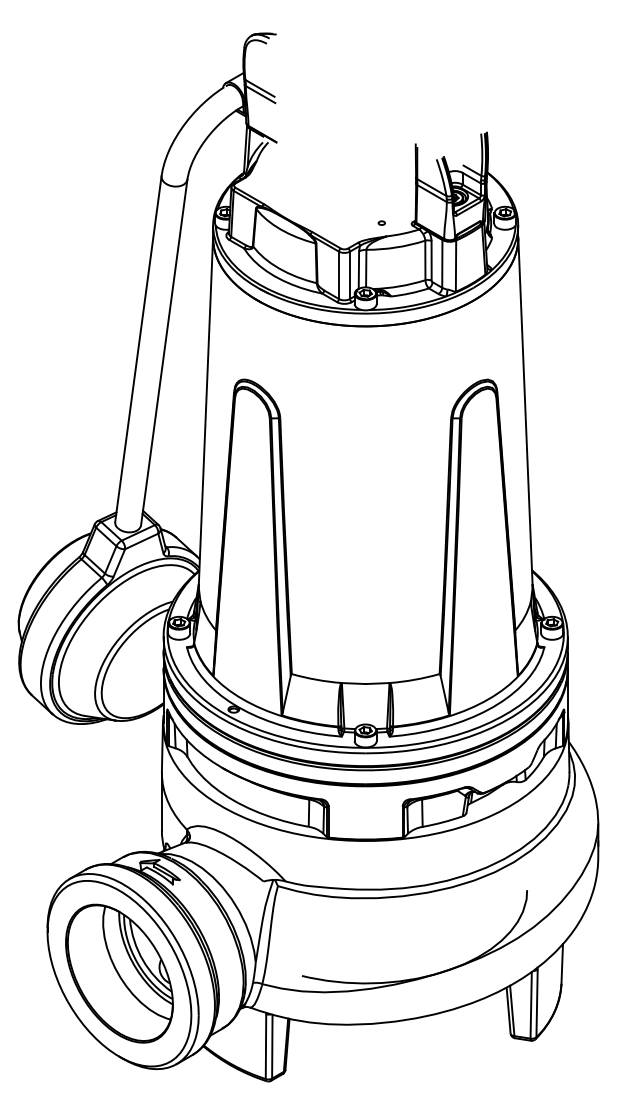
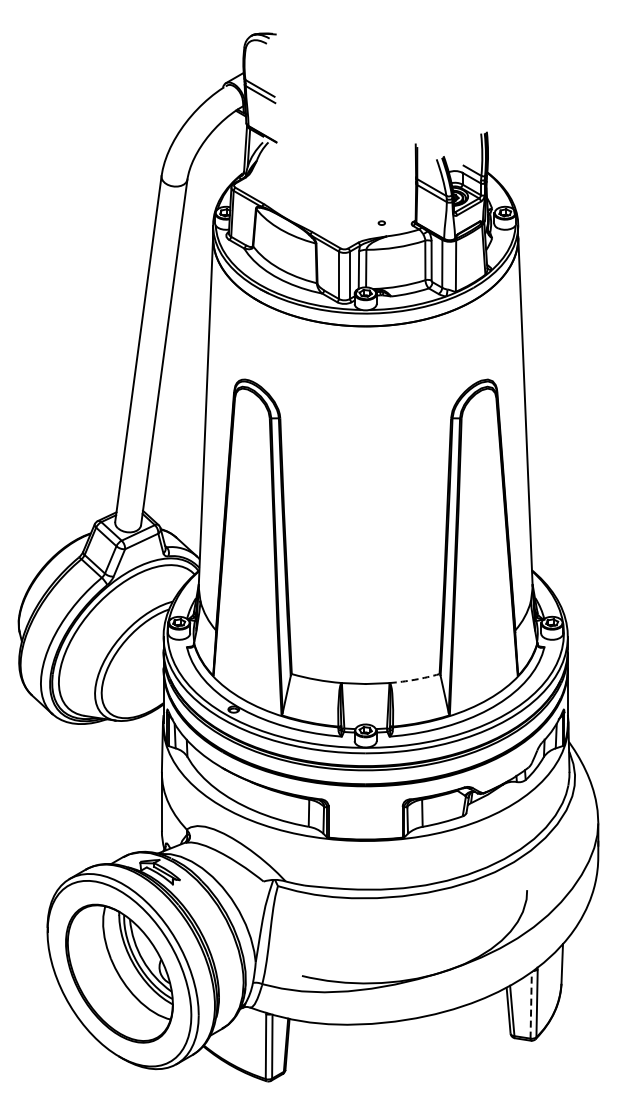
arc: solid -> dashed (414, 679)
line: solid -> dashed (531, 1004)
